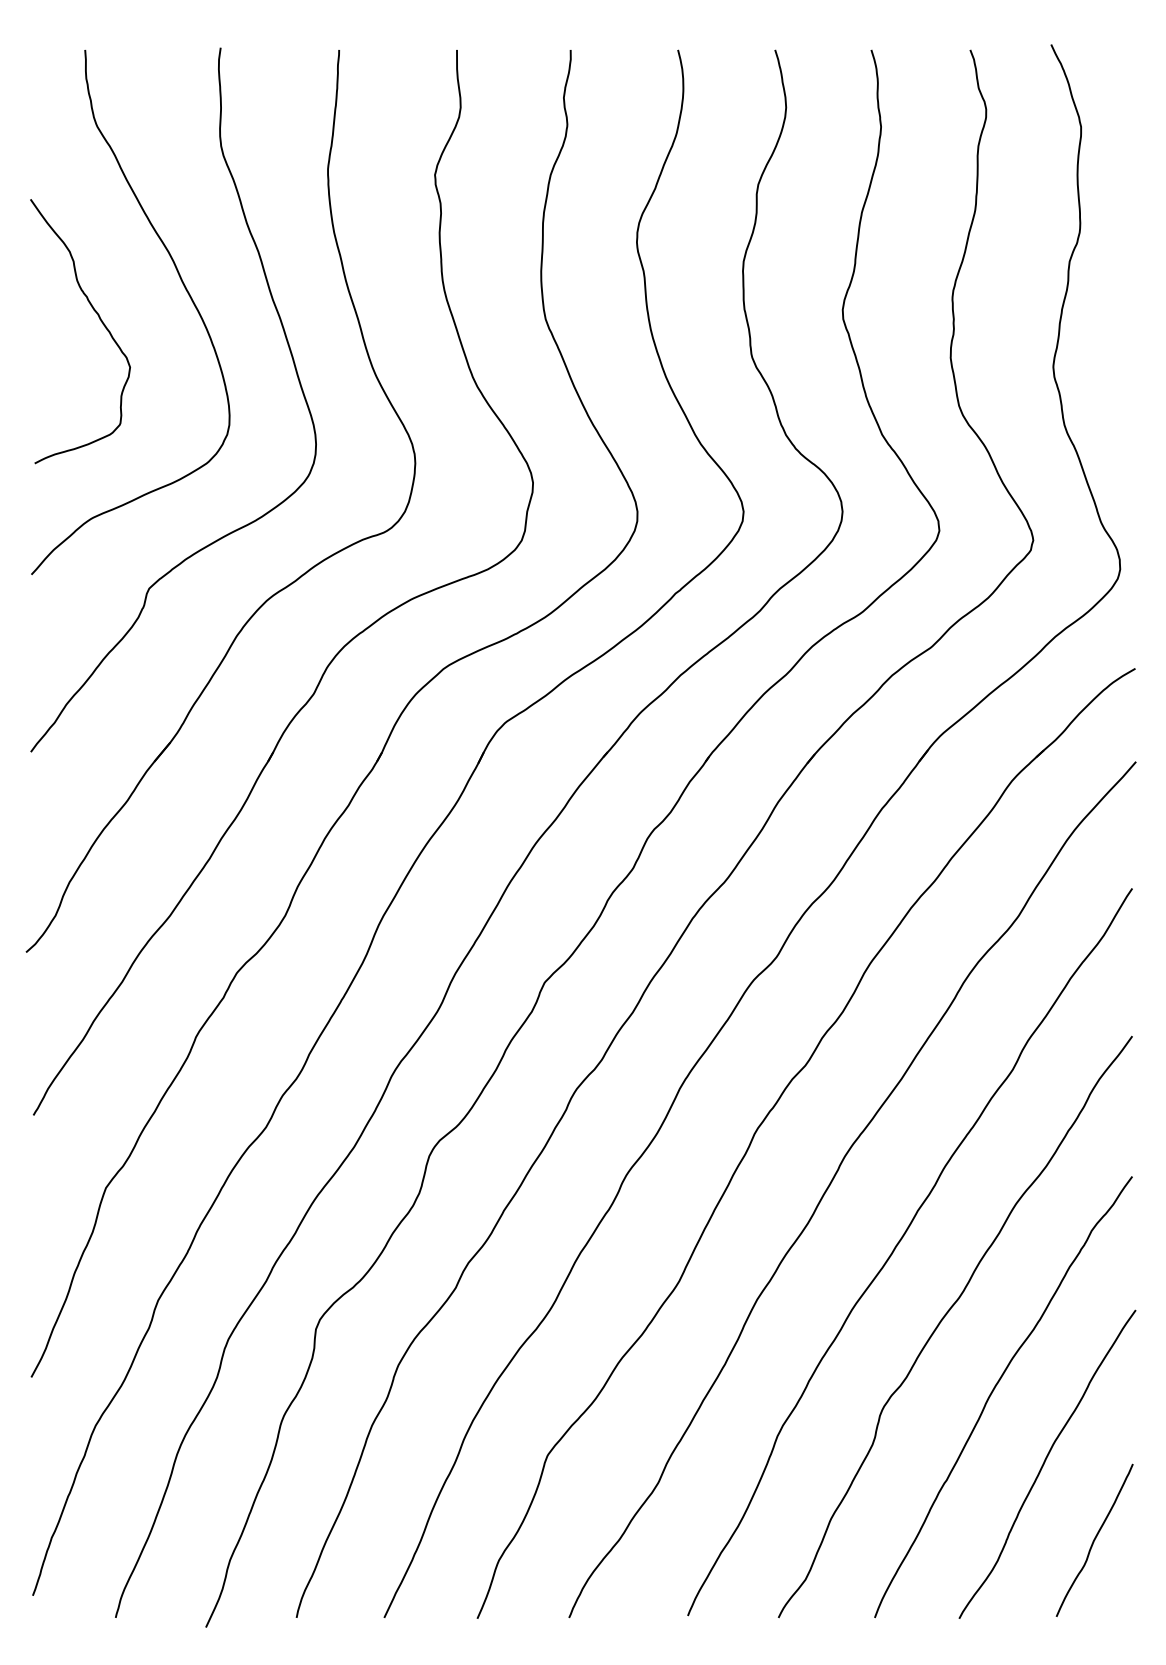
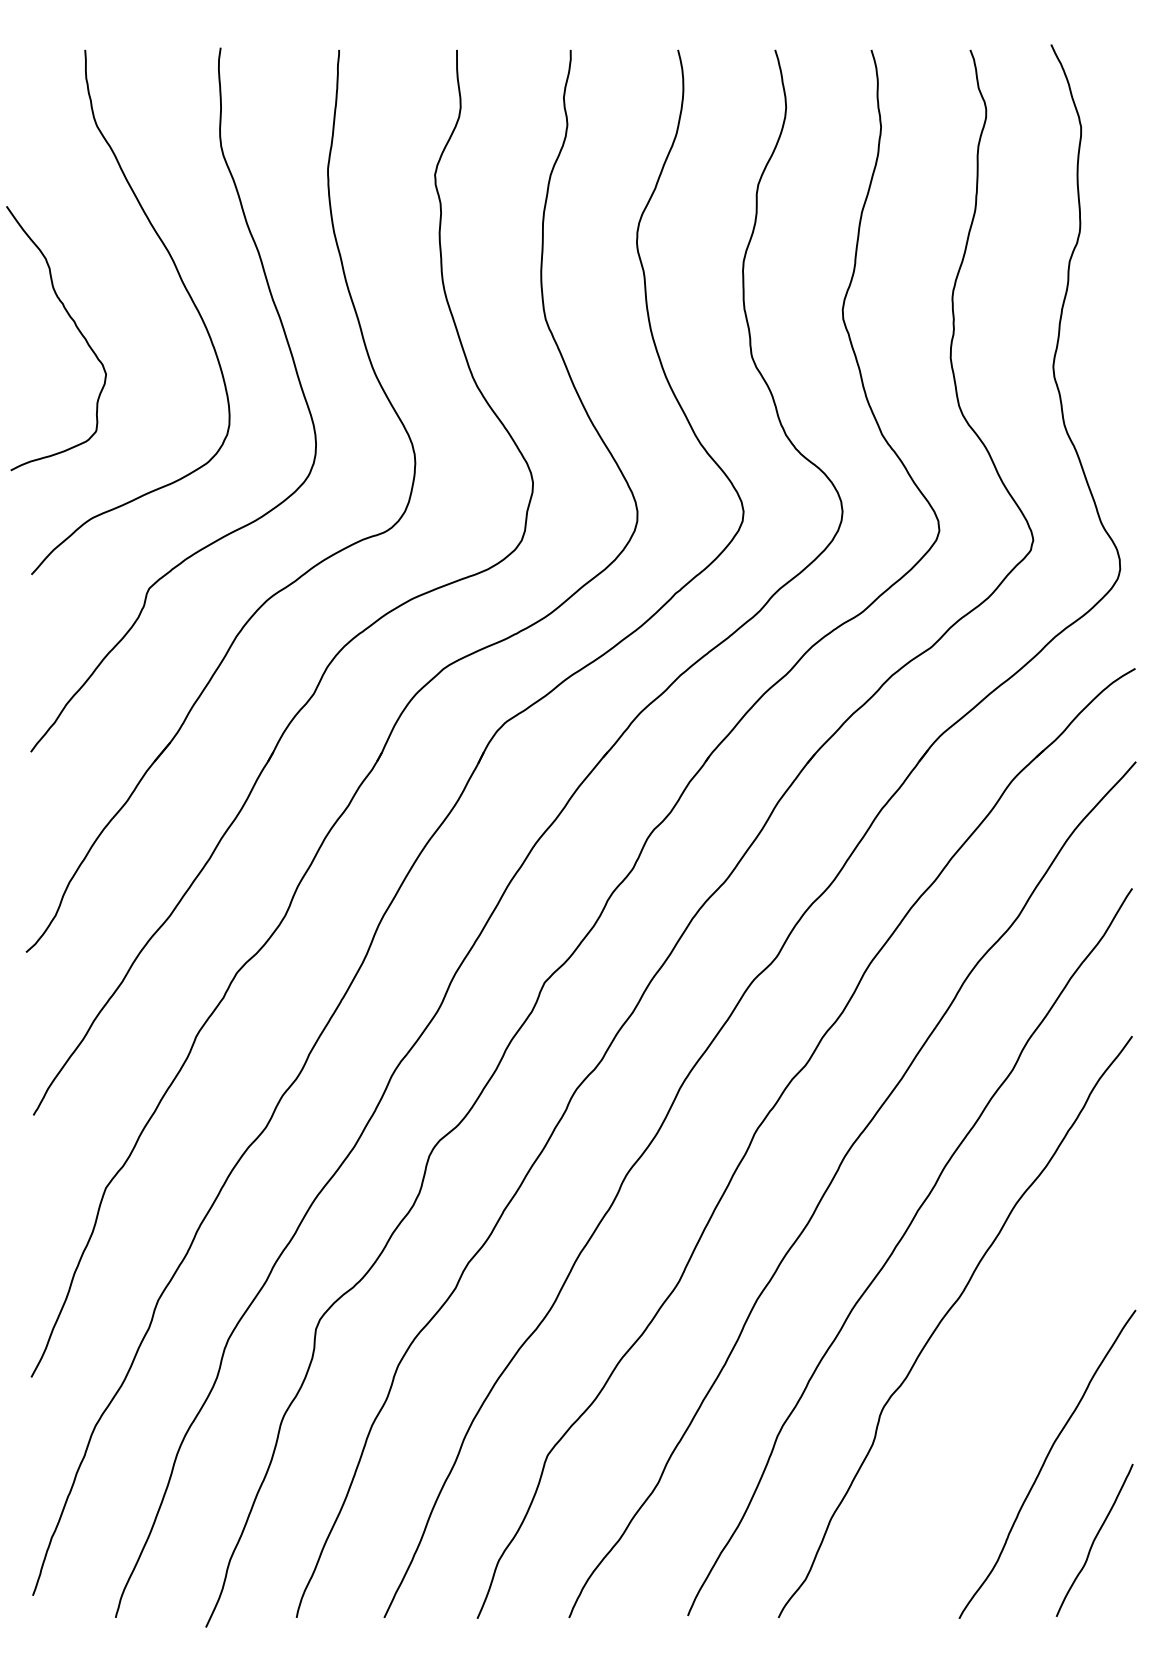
curve position: (100, 321) -> (76, 328) (76, 328)
curve: present -> none (994, 1390)
